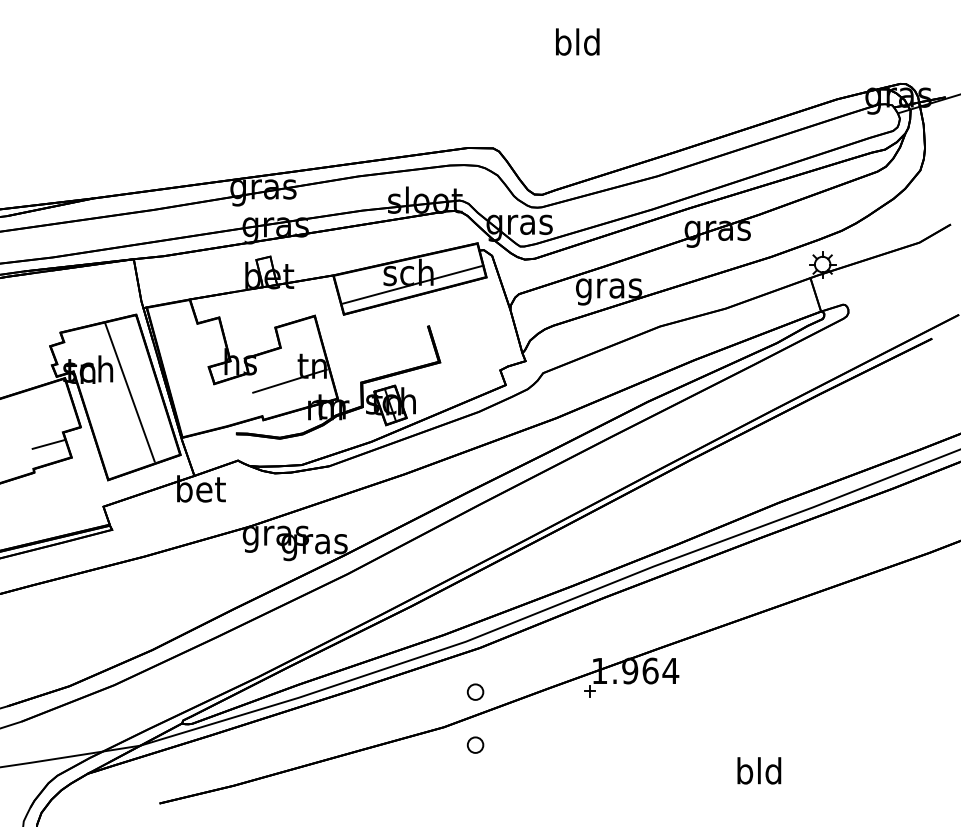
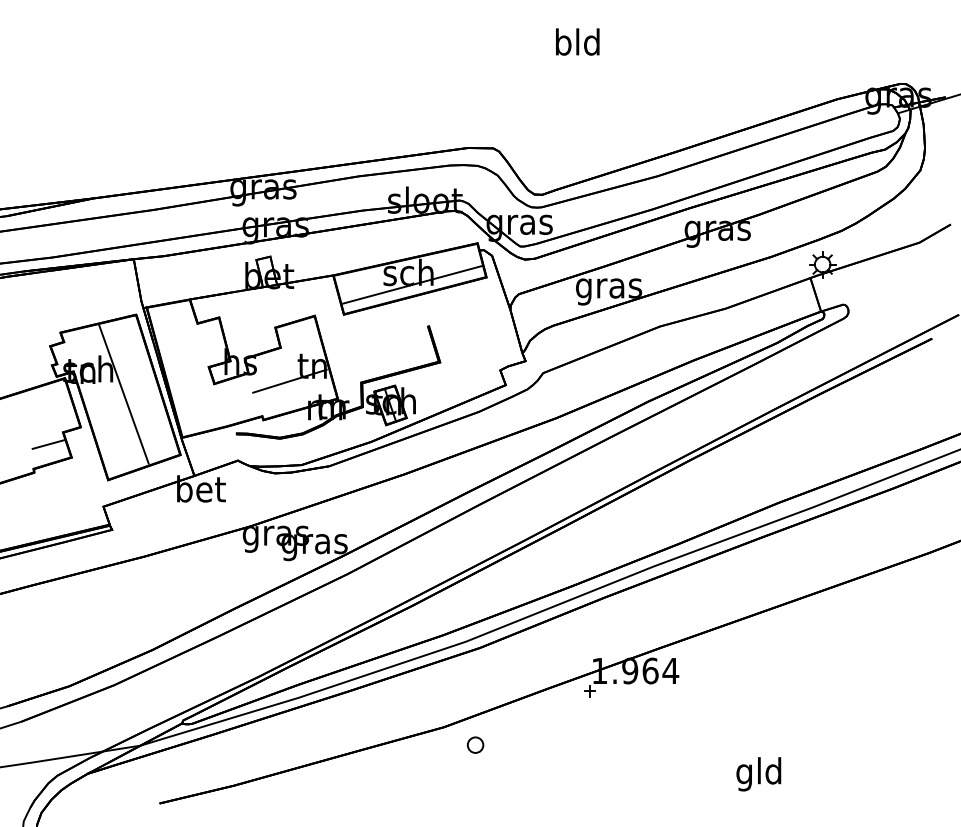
line position: (129, 392) -> (123, 394) (123, 394)
part: present -> none (475, 691)
text: bld -> gld (744, 774)
